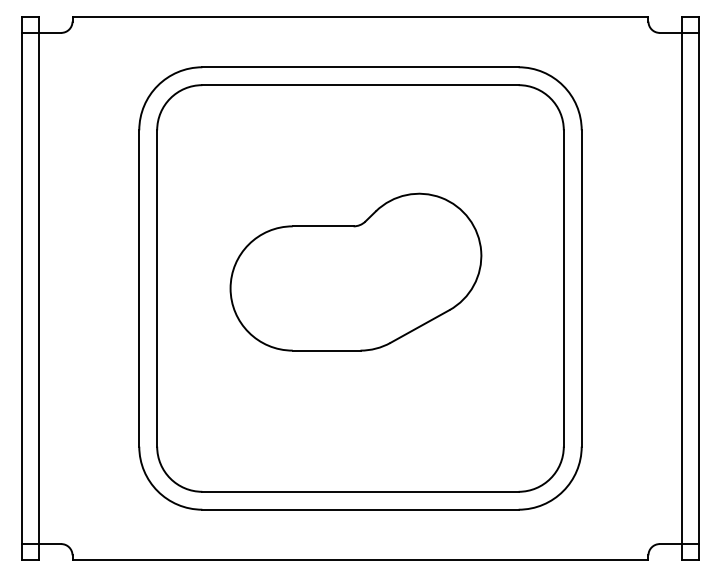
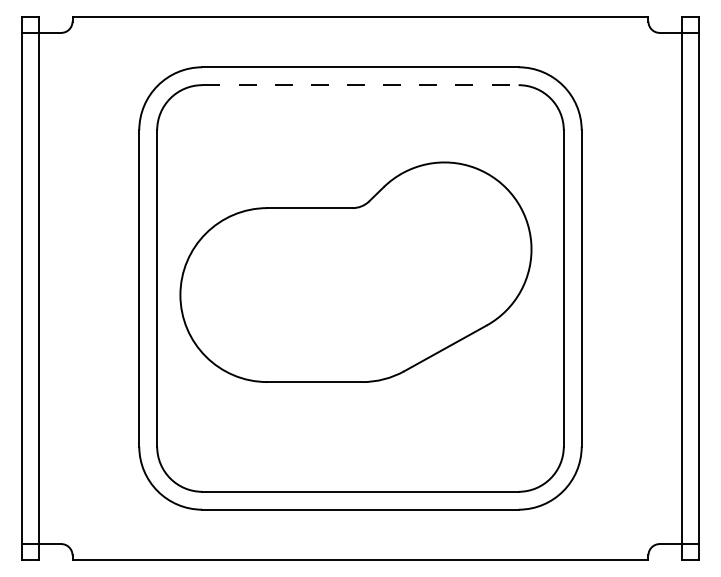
line: solid -> dashed (360, 85)
part size: 254x160 px -> 354x222 px (355, 271)
